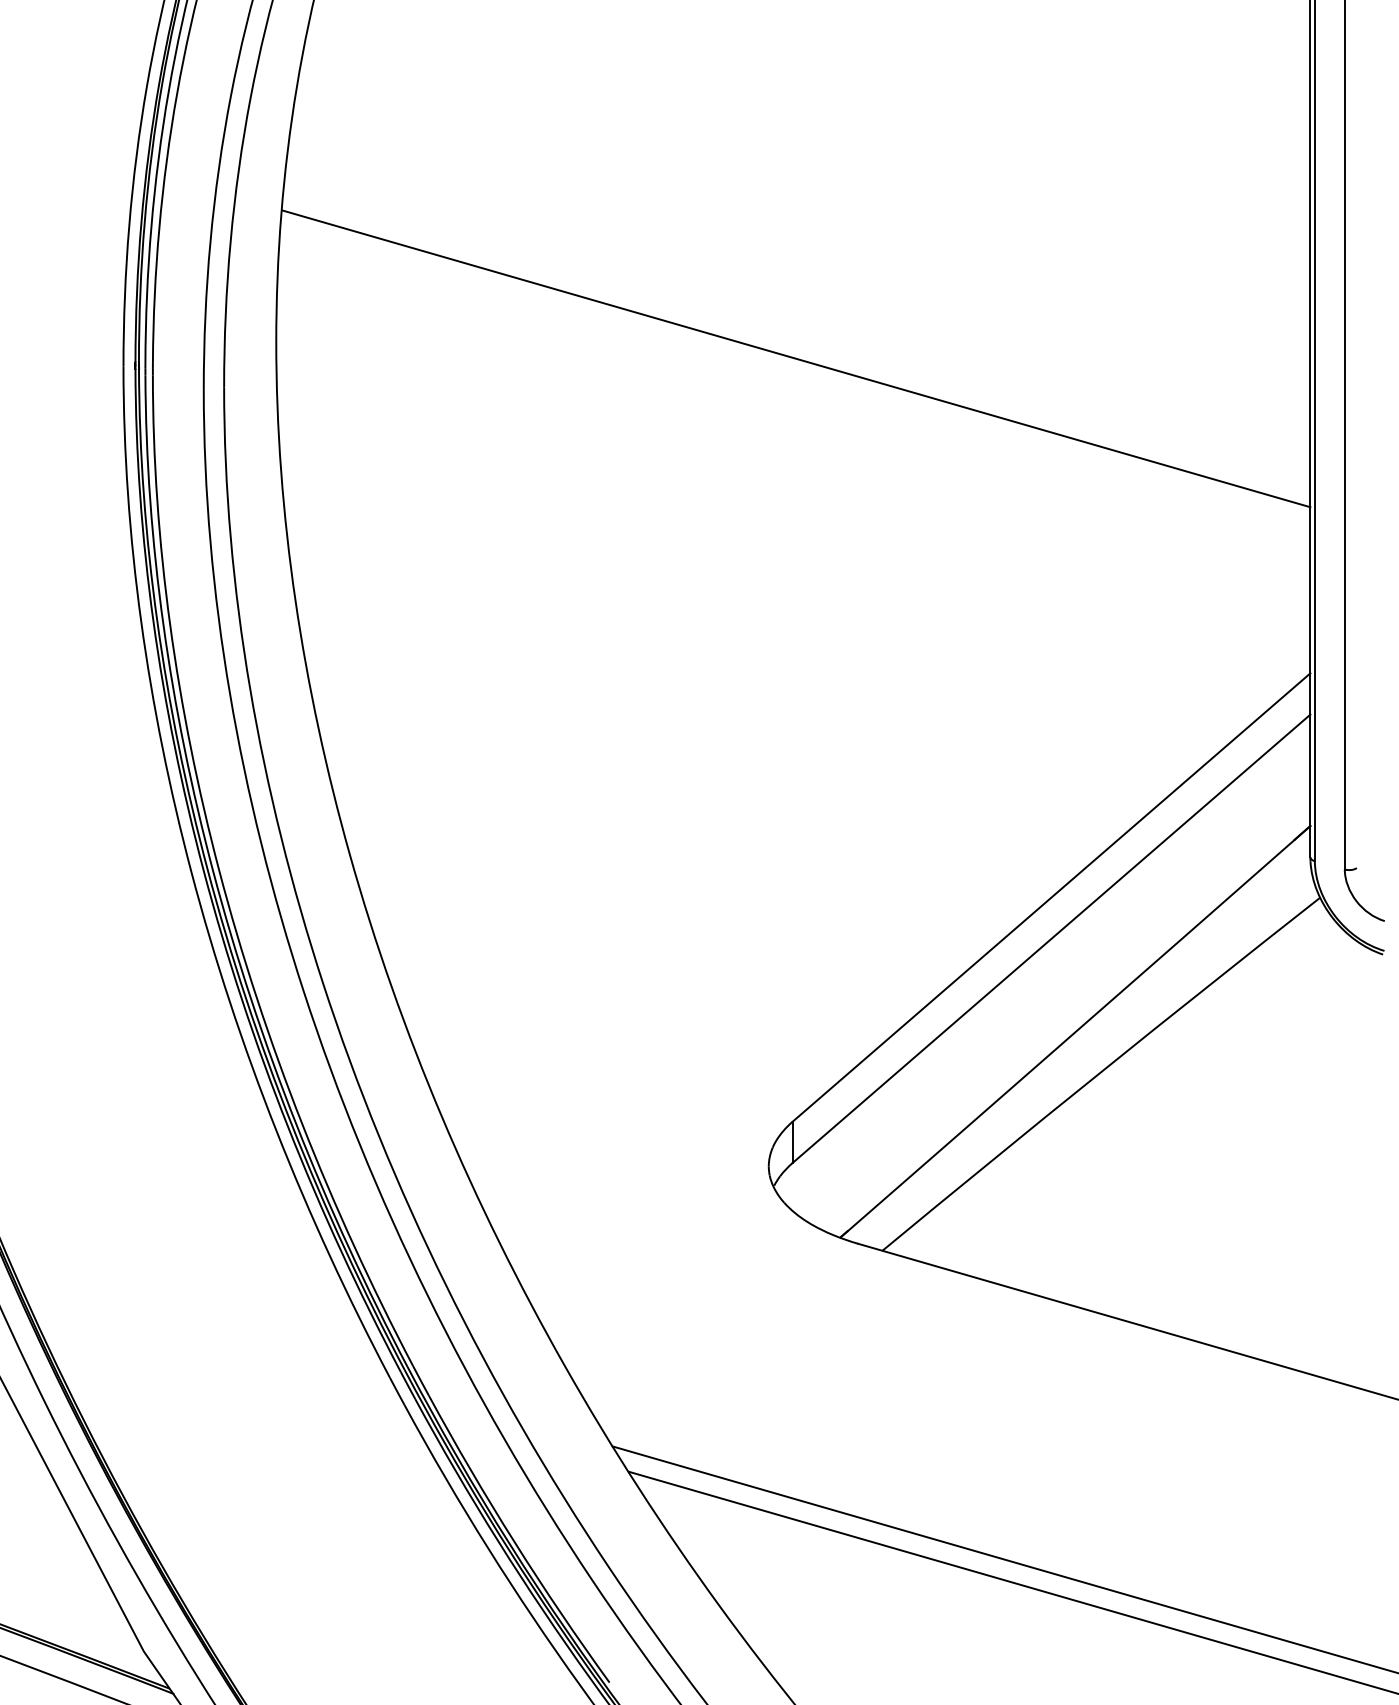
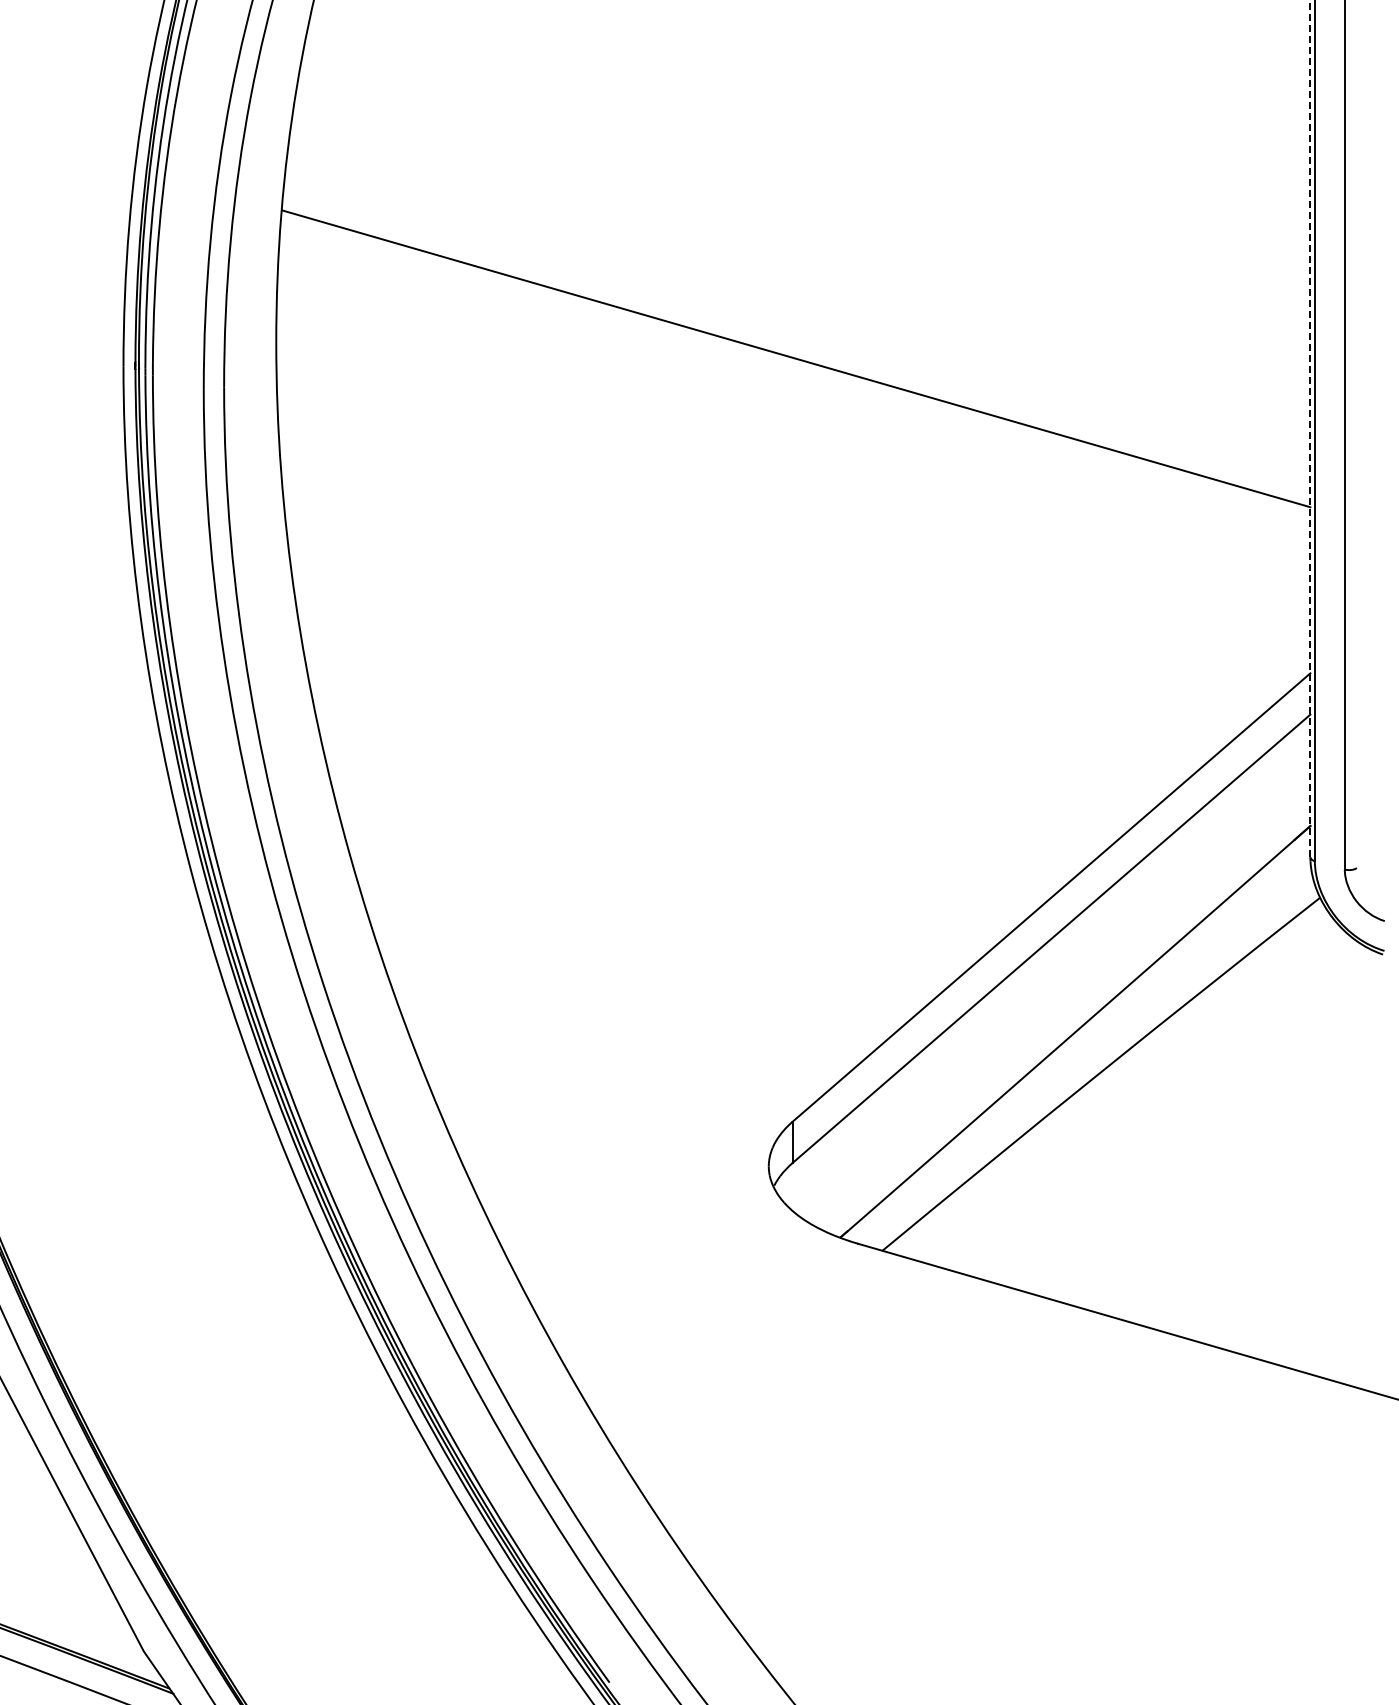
line: solid -> dashed (1310, 428)
line: present -> none (1003, 1559)
line: present -> none (1011, 1582)
